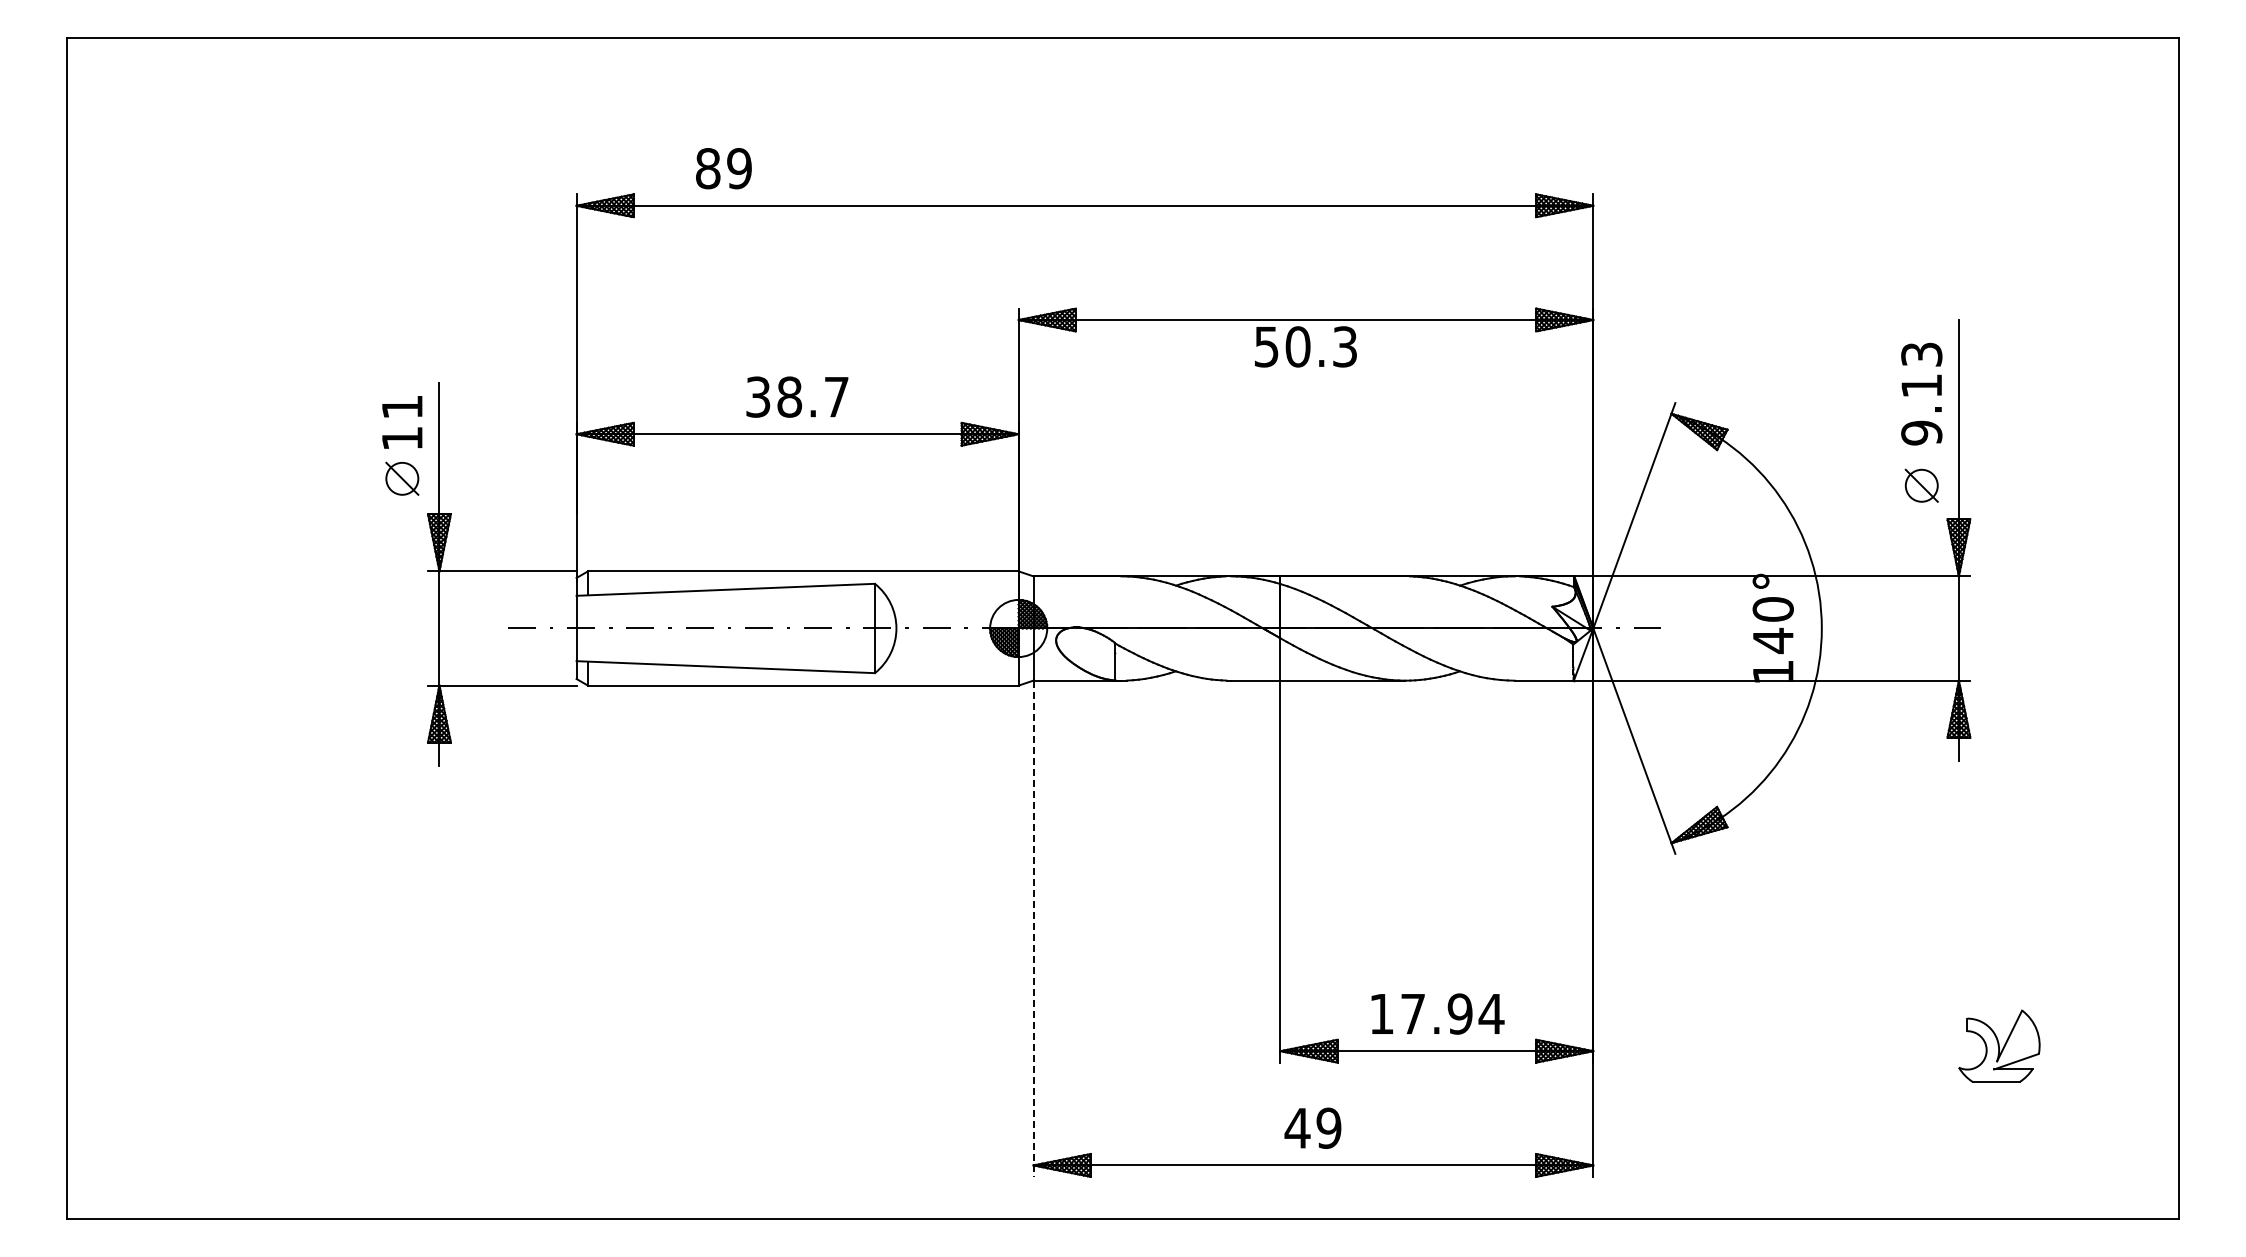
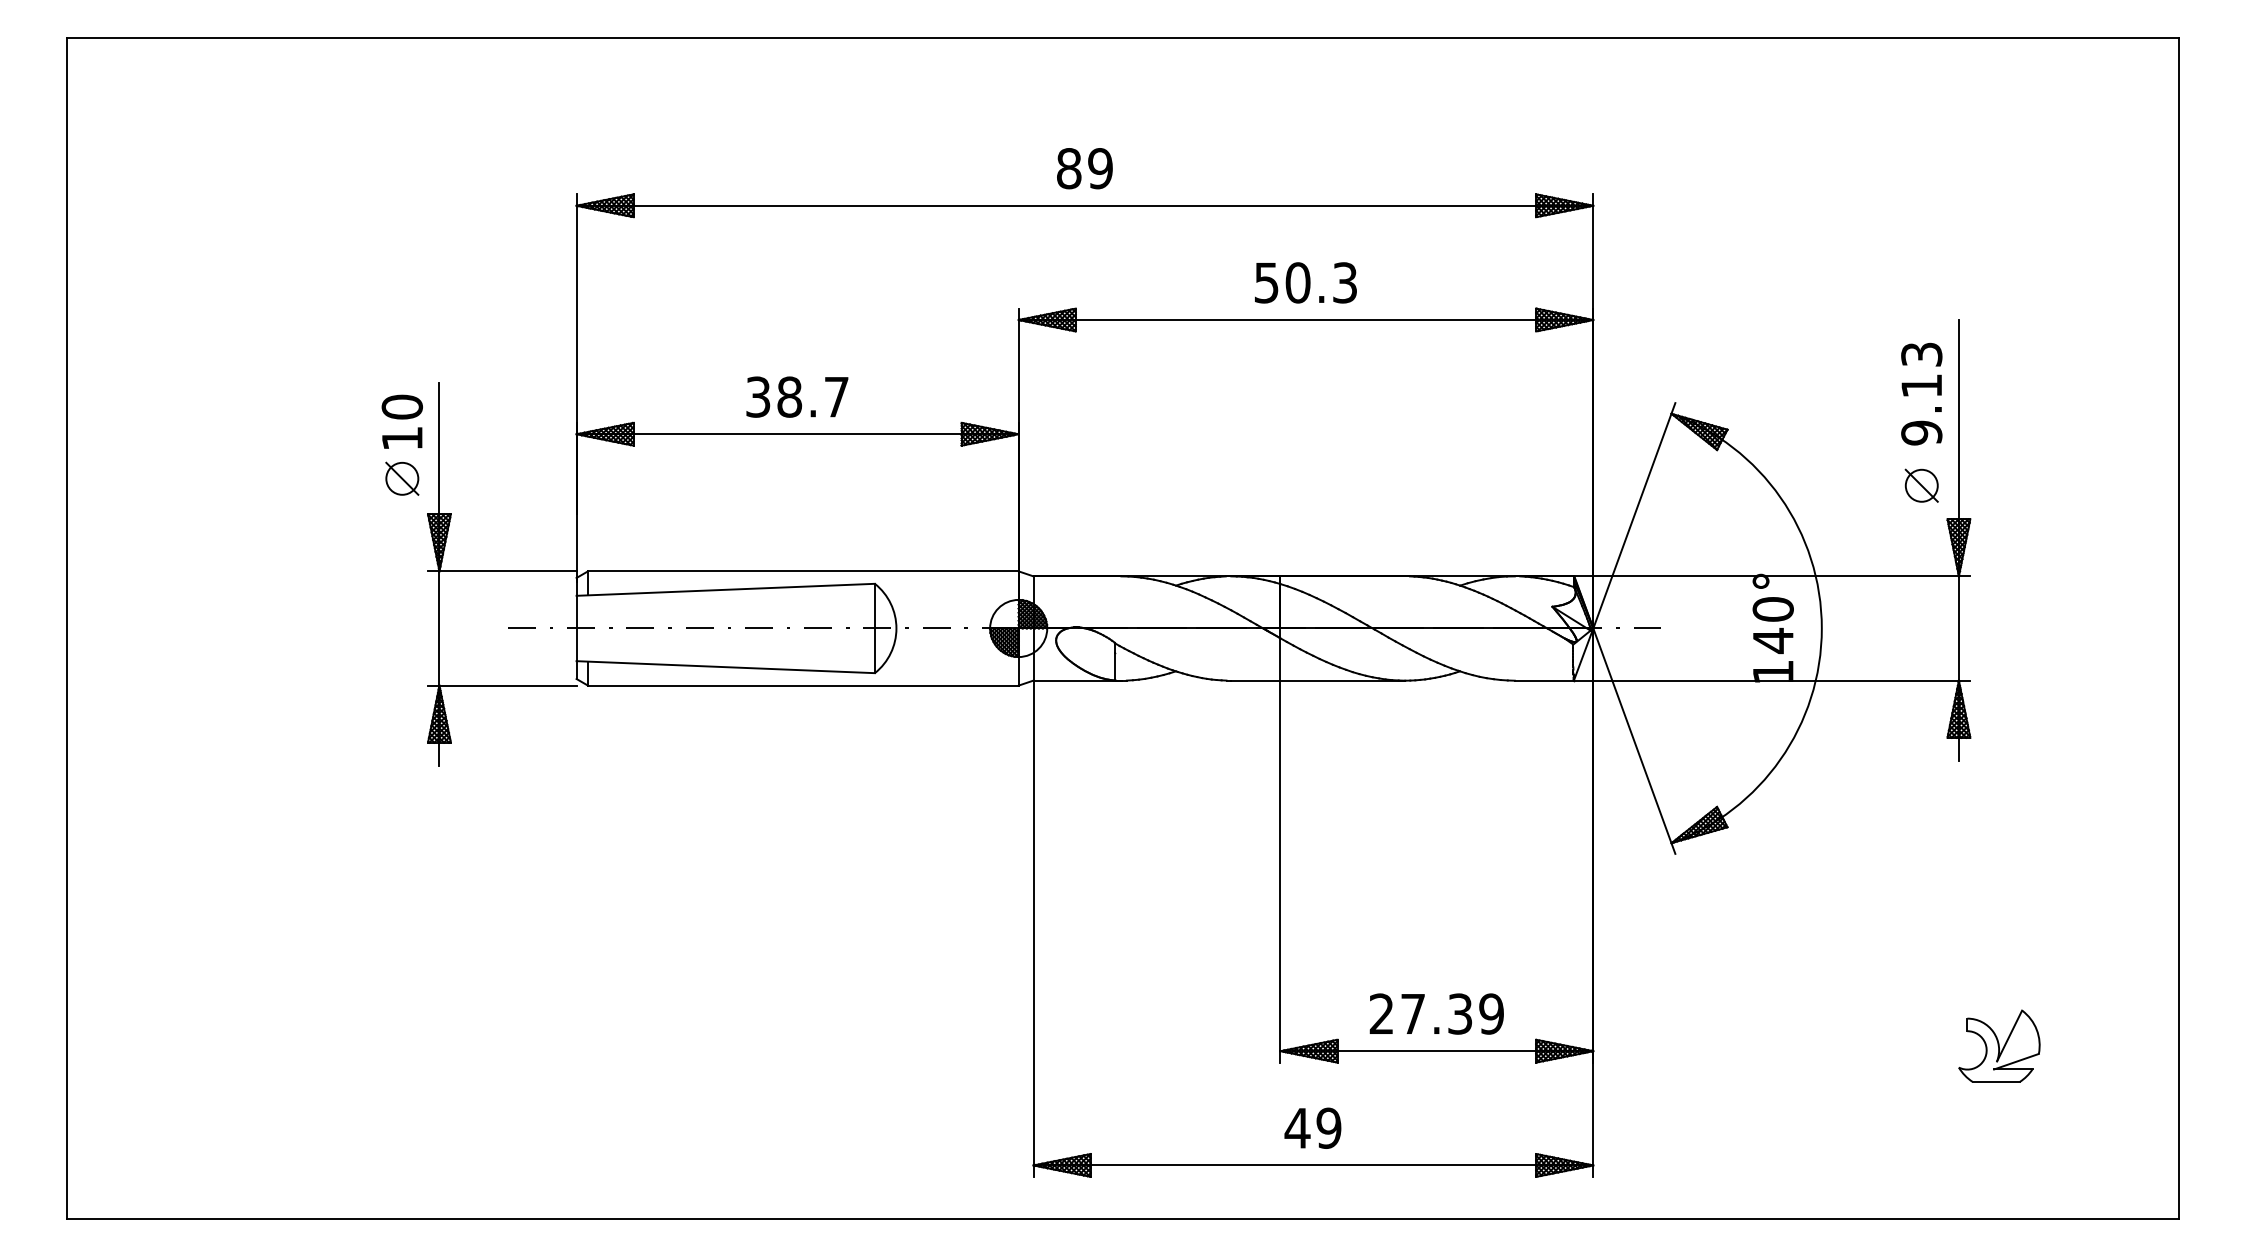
text position: (723, 168) -> (1084, 168) (1084, 168)
text position: (1305, 346) -> (1305, 282) (1305, 282)
text: 11 -> 10 (401, 406)
line: dashed -> solid (1033, 929)
text: 17.94 -> 27.39 (1436, 1013)
